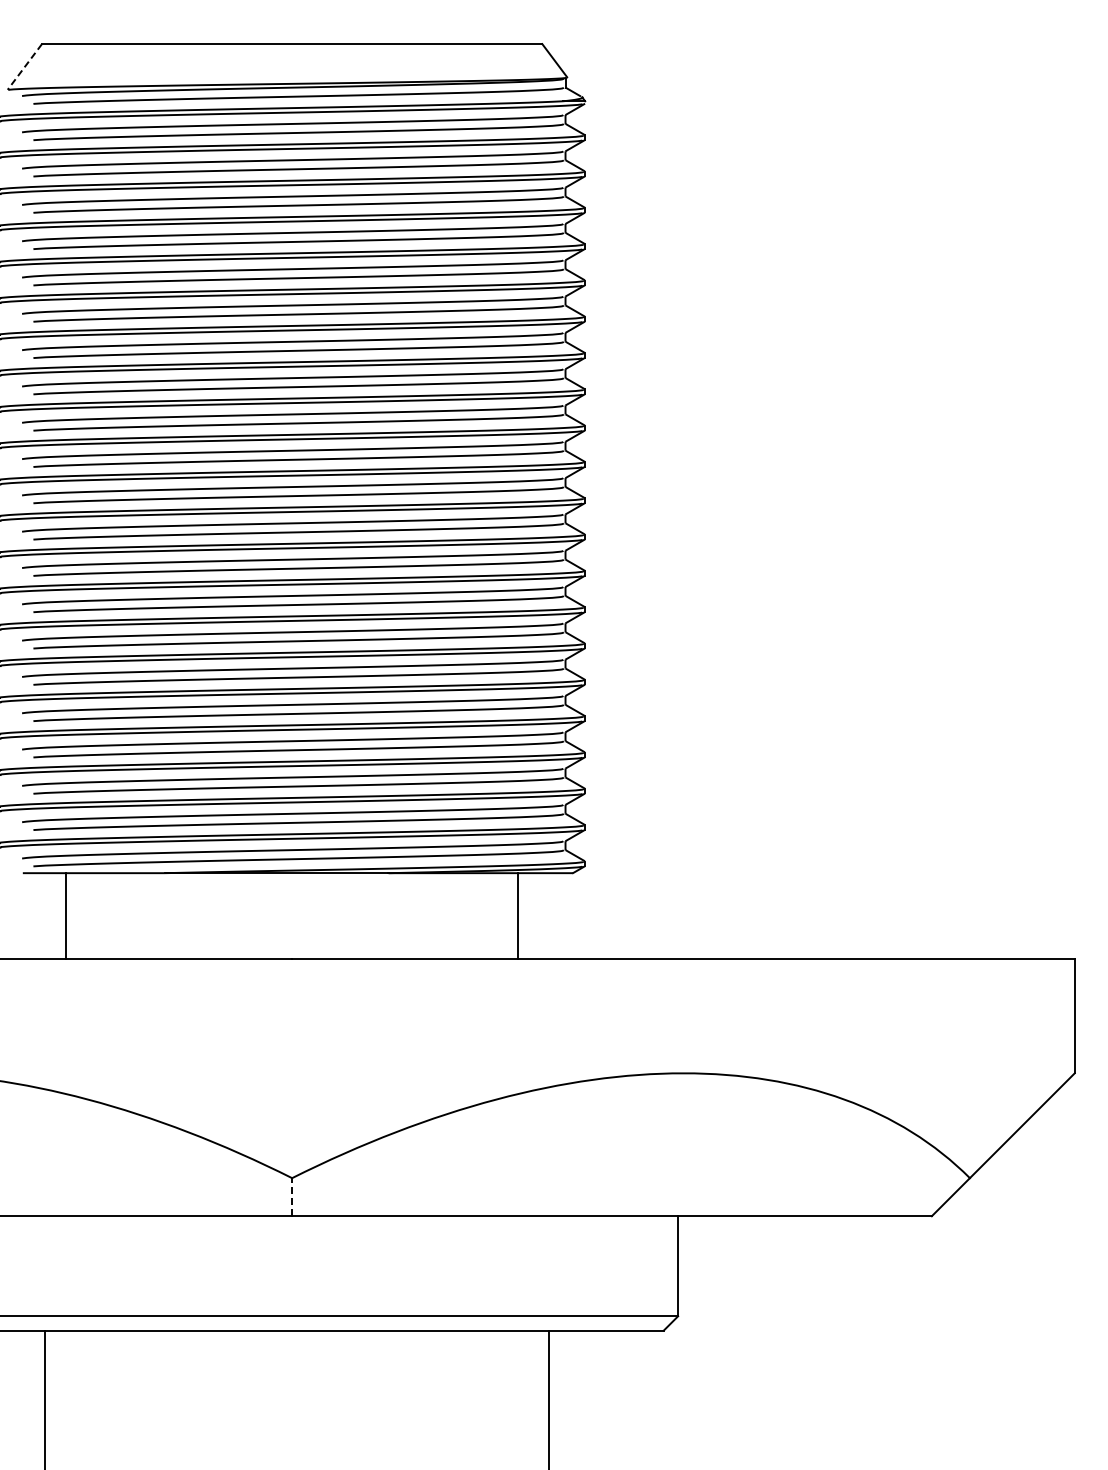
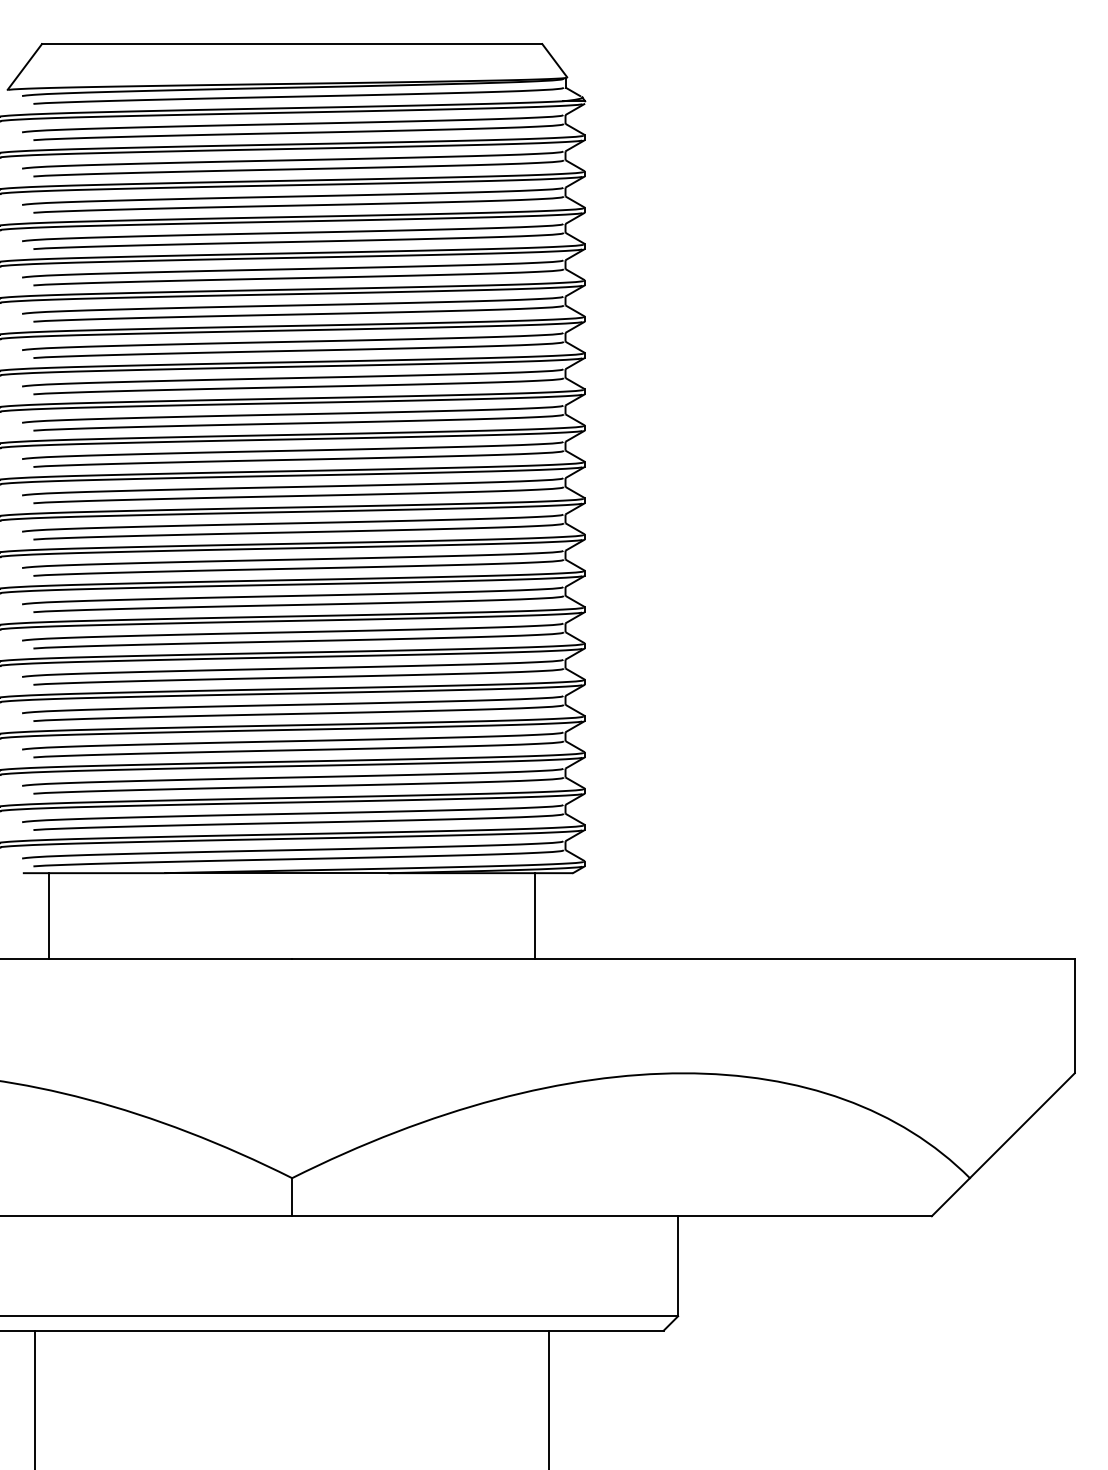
line: dashed -> solid (24, 66)
line position: (66, 915) -> (49, 915) (49, 915)
line position: (518, 915) -> (535, 915) (535, 915)
line: dashed -> solid (292, 1196)
line position: (44, 1398) -> (34, 1398) (34, 1398)
